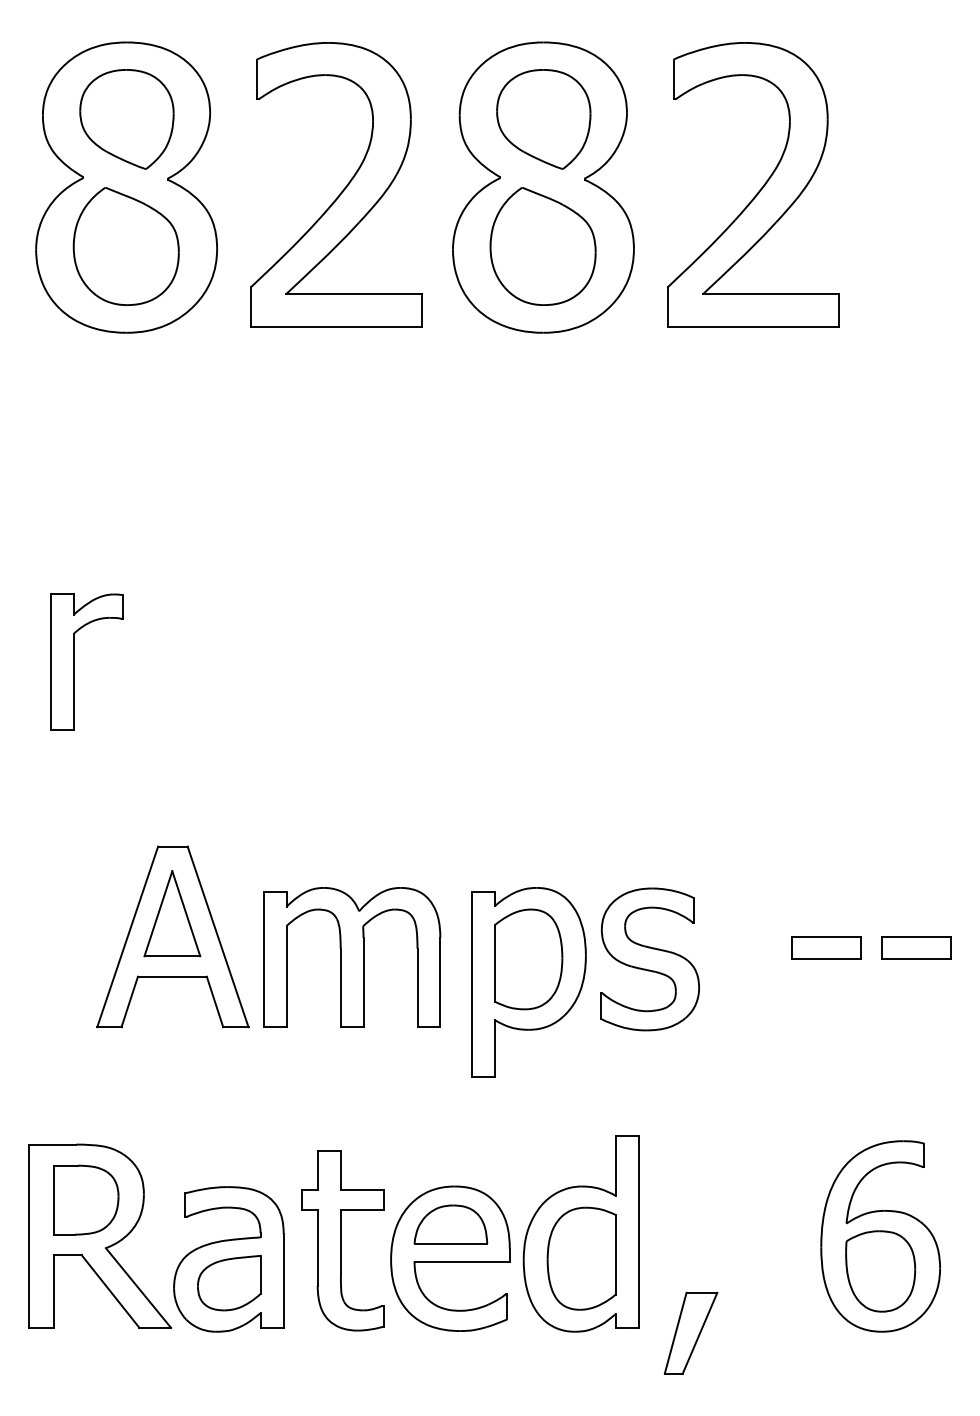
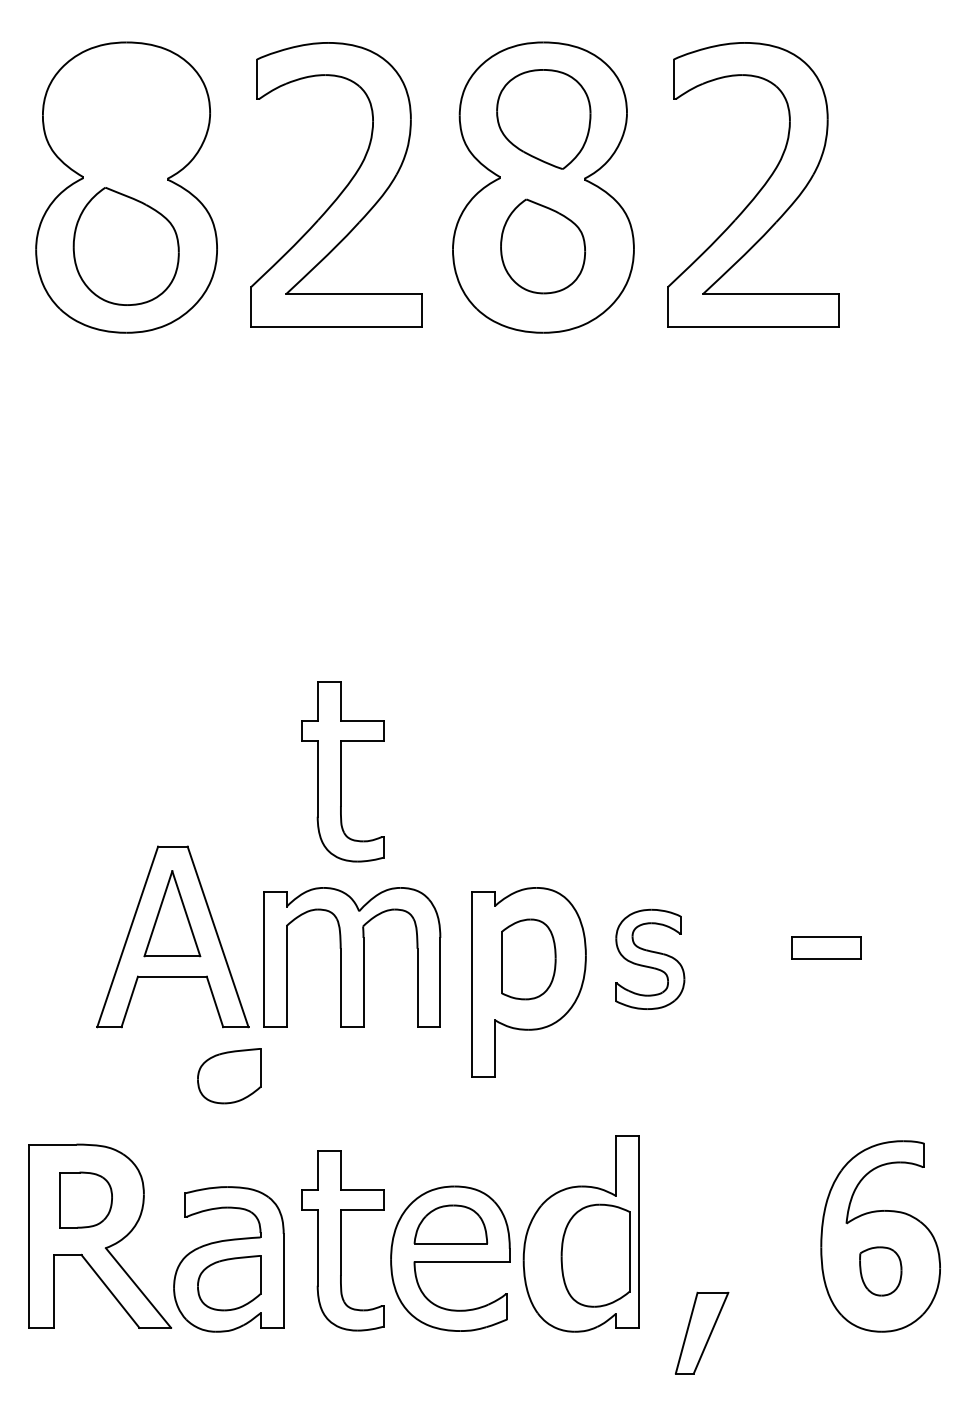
part: present -> none (126, 119)
part size: 108x119 px -> 86x97 px (542, 246)
part: present -> none (74, 661)
part: none -> present (342, 771)
part: present -> none (916, 947)
part size: 70x103 px -> 56x83 px (528, 959)
part size: 100x145 px -> 71x102 px (650, 958)
part: none -> present (229, 1076)
part size: 67x72 px -> 54x58 px (85, 1199)
part position: (581, 1258) -> (595, 1255) (595, 1255)
part size: 72x83 px -> 44x51 px (880, 1271)
part position: (690, 1332) -> (701, 1332) (701, 1332)
